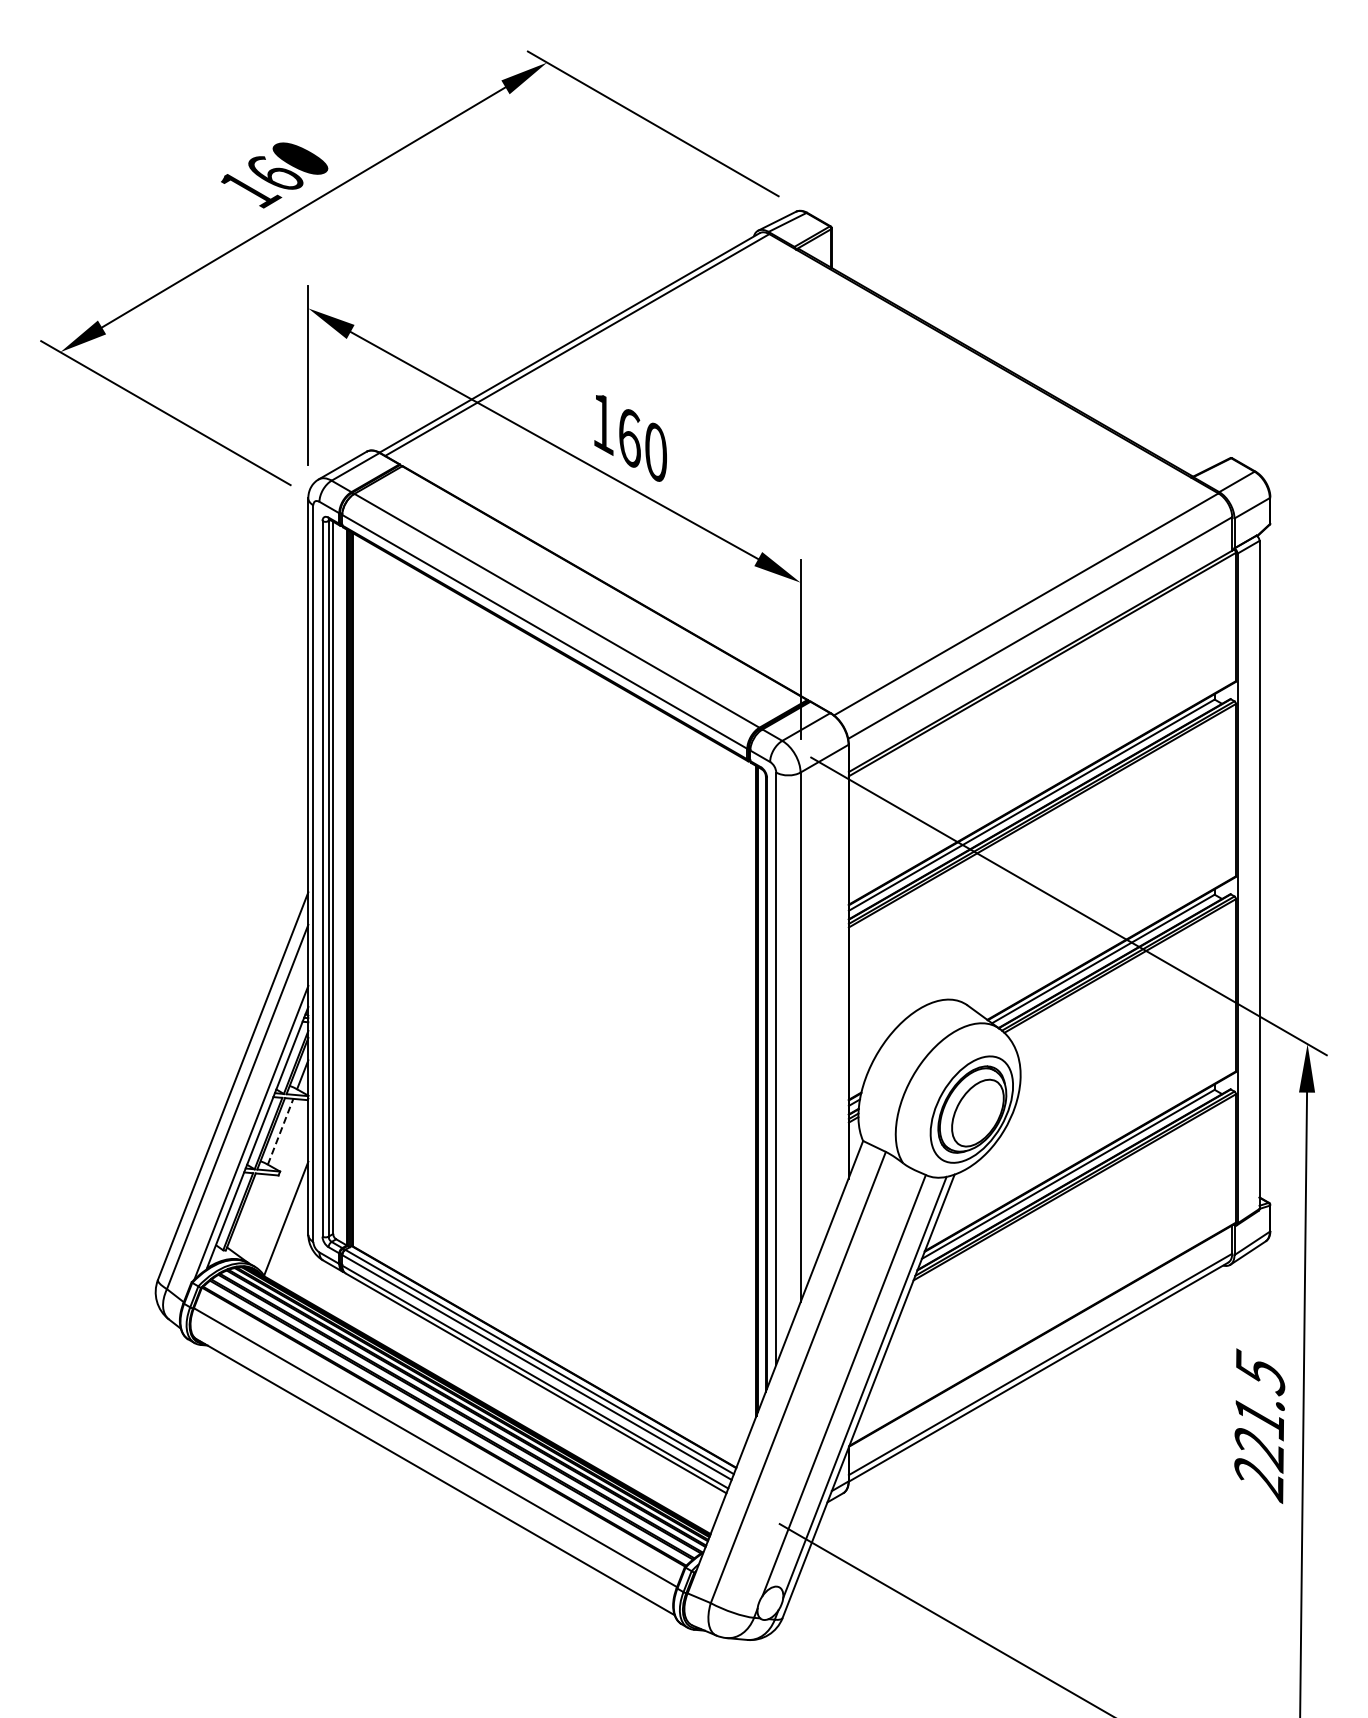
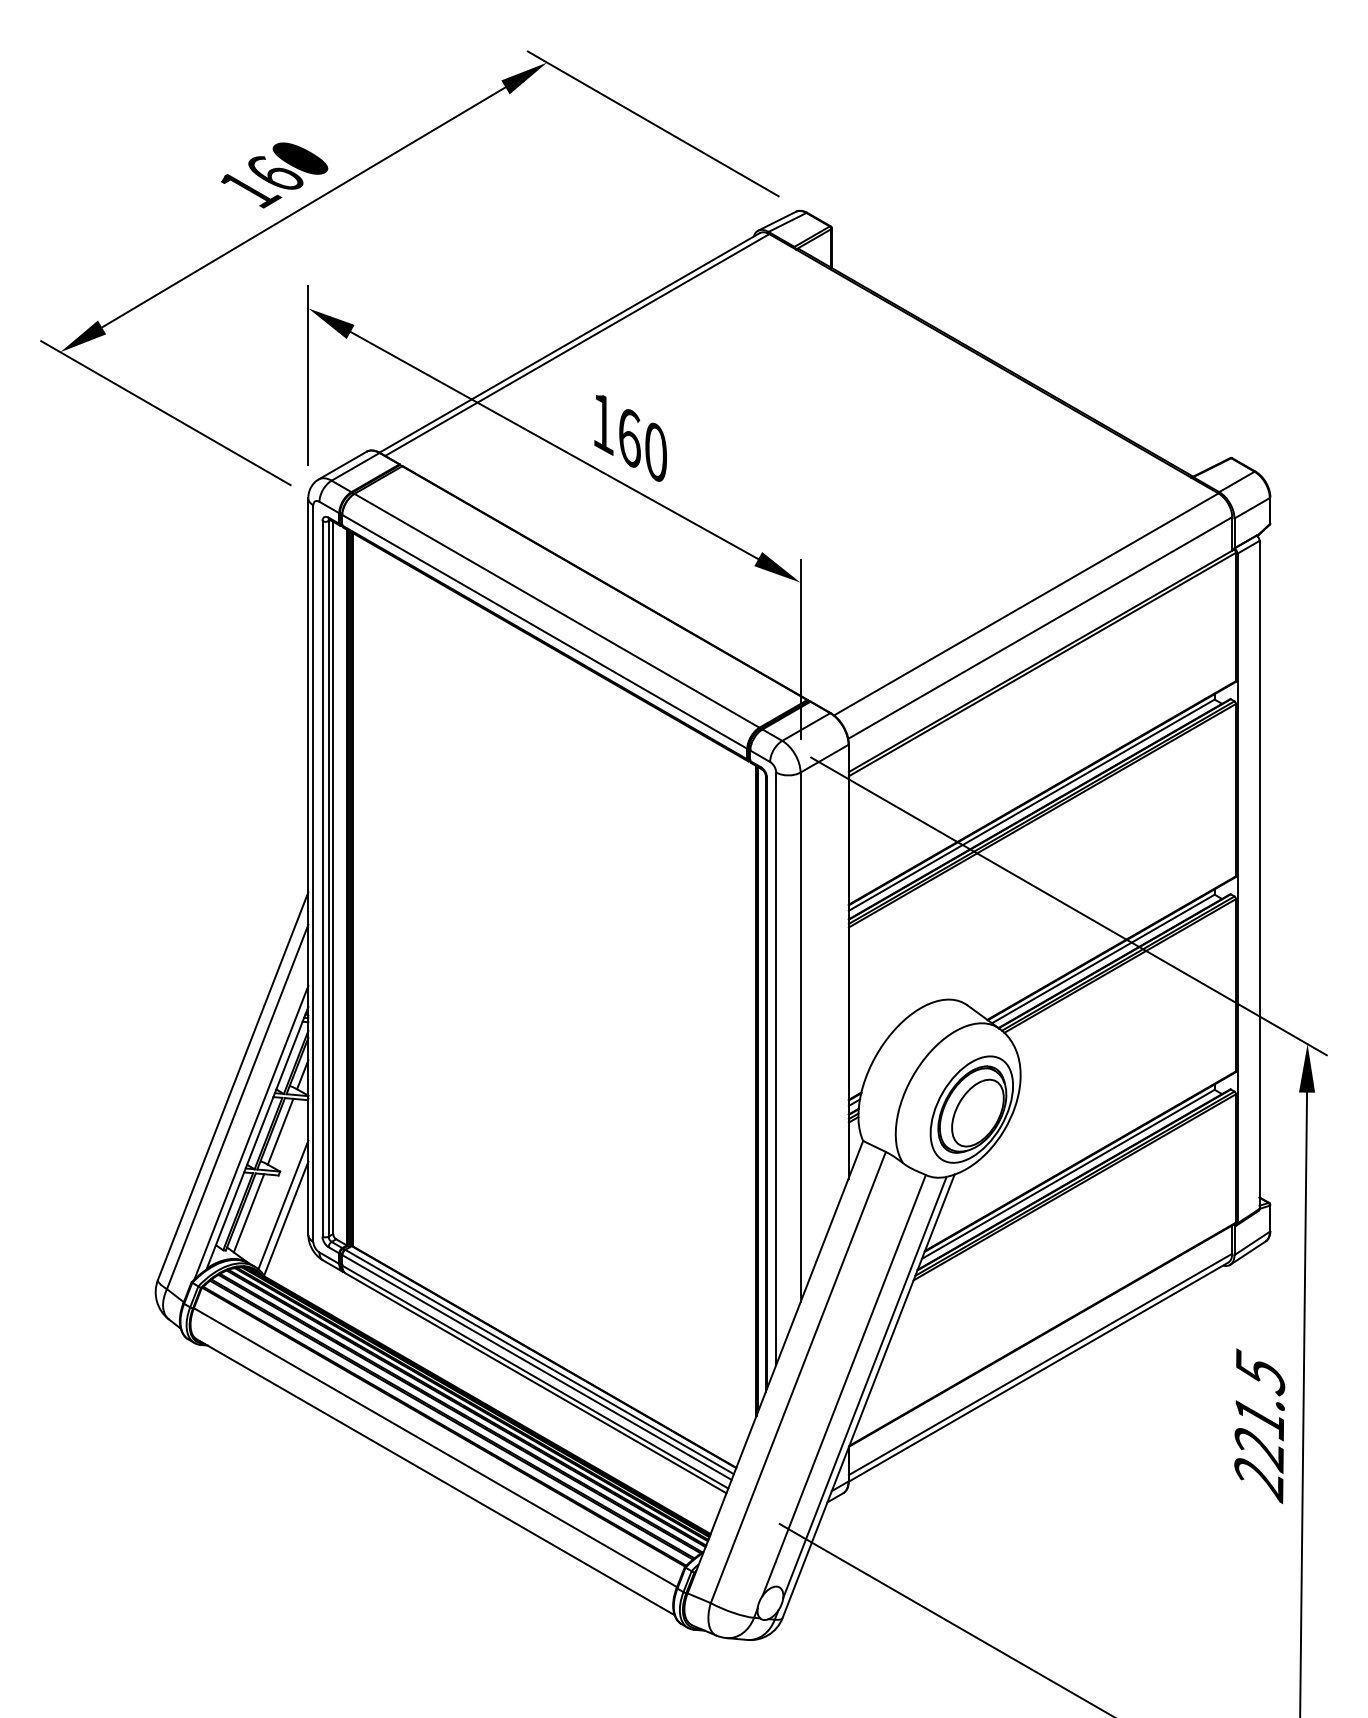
line: dashed -> solid (280, 1131)
line: none -> present (283, 1204)
line: none -> present (248, 1213)
